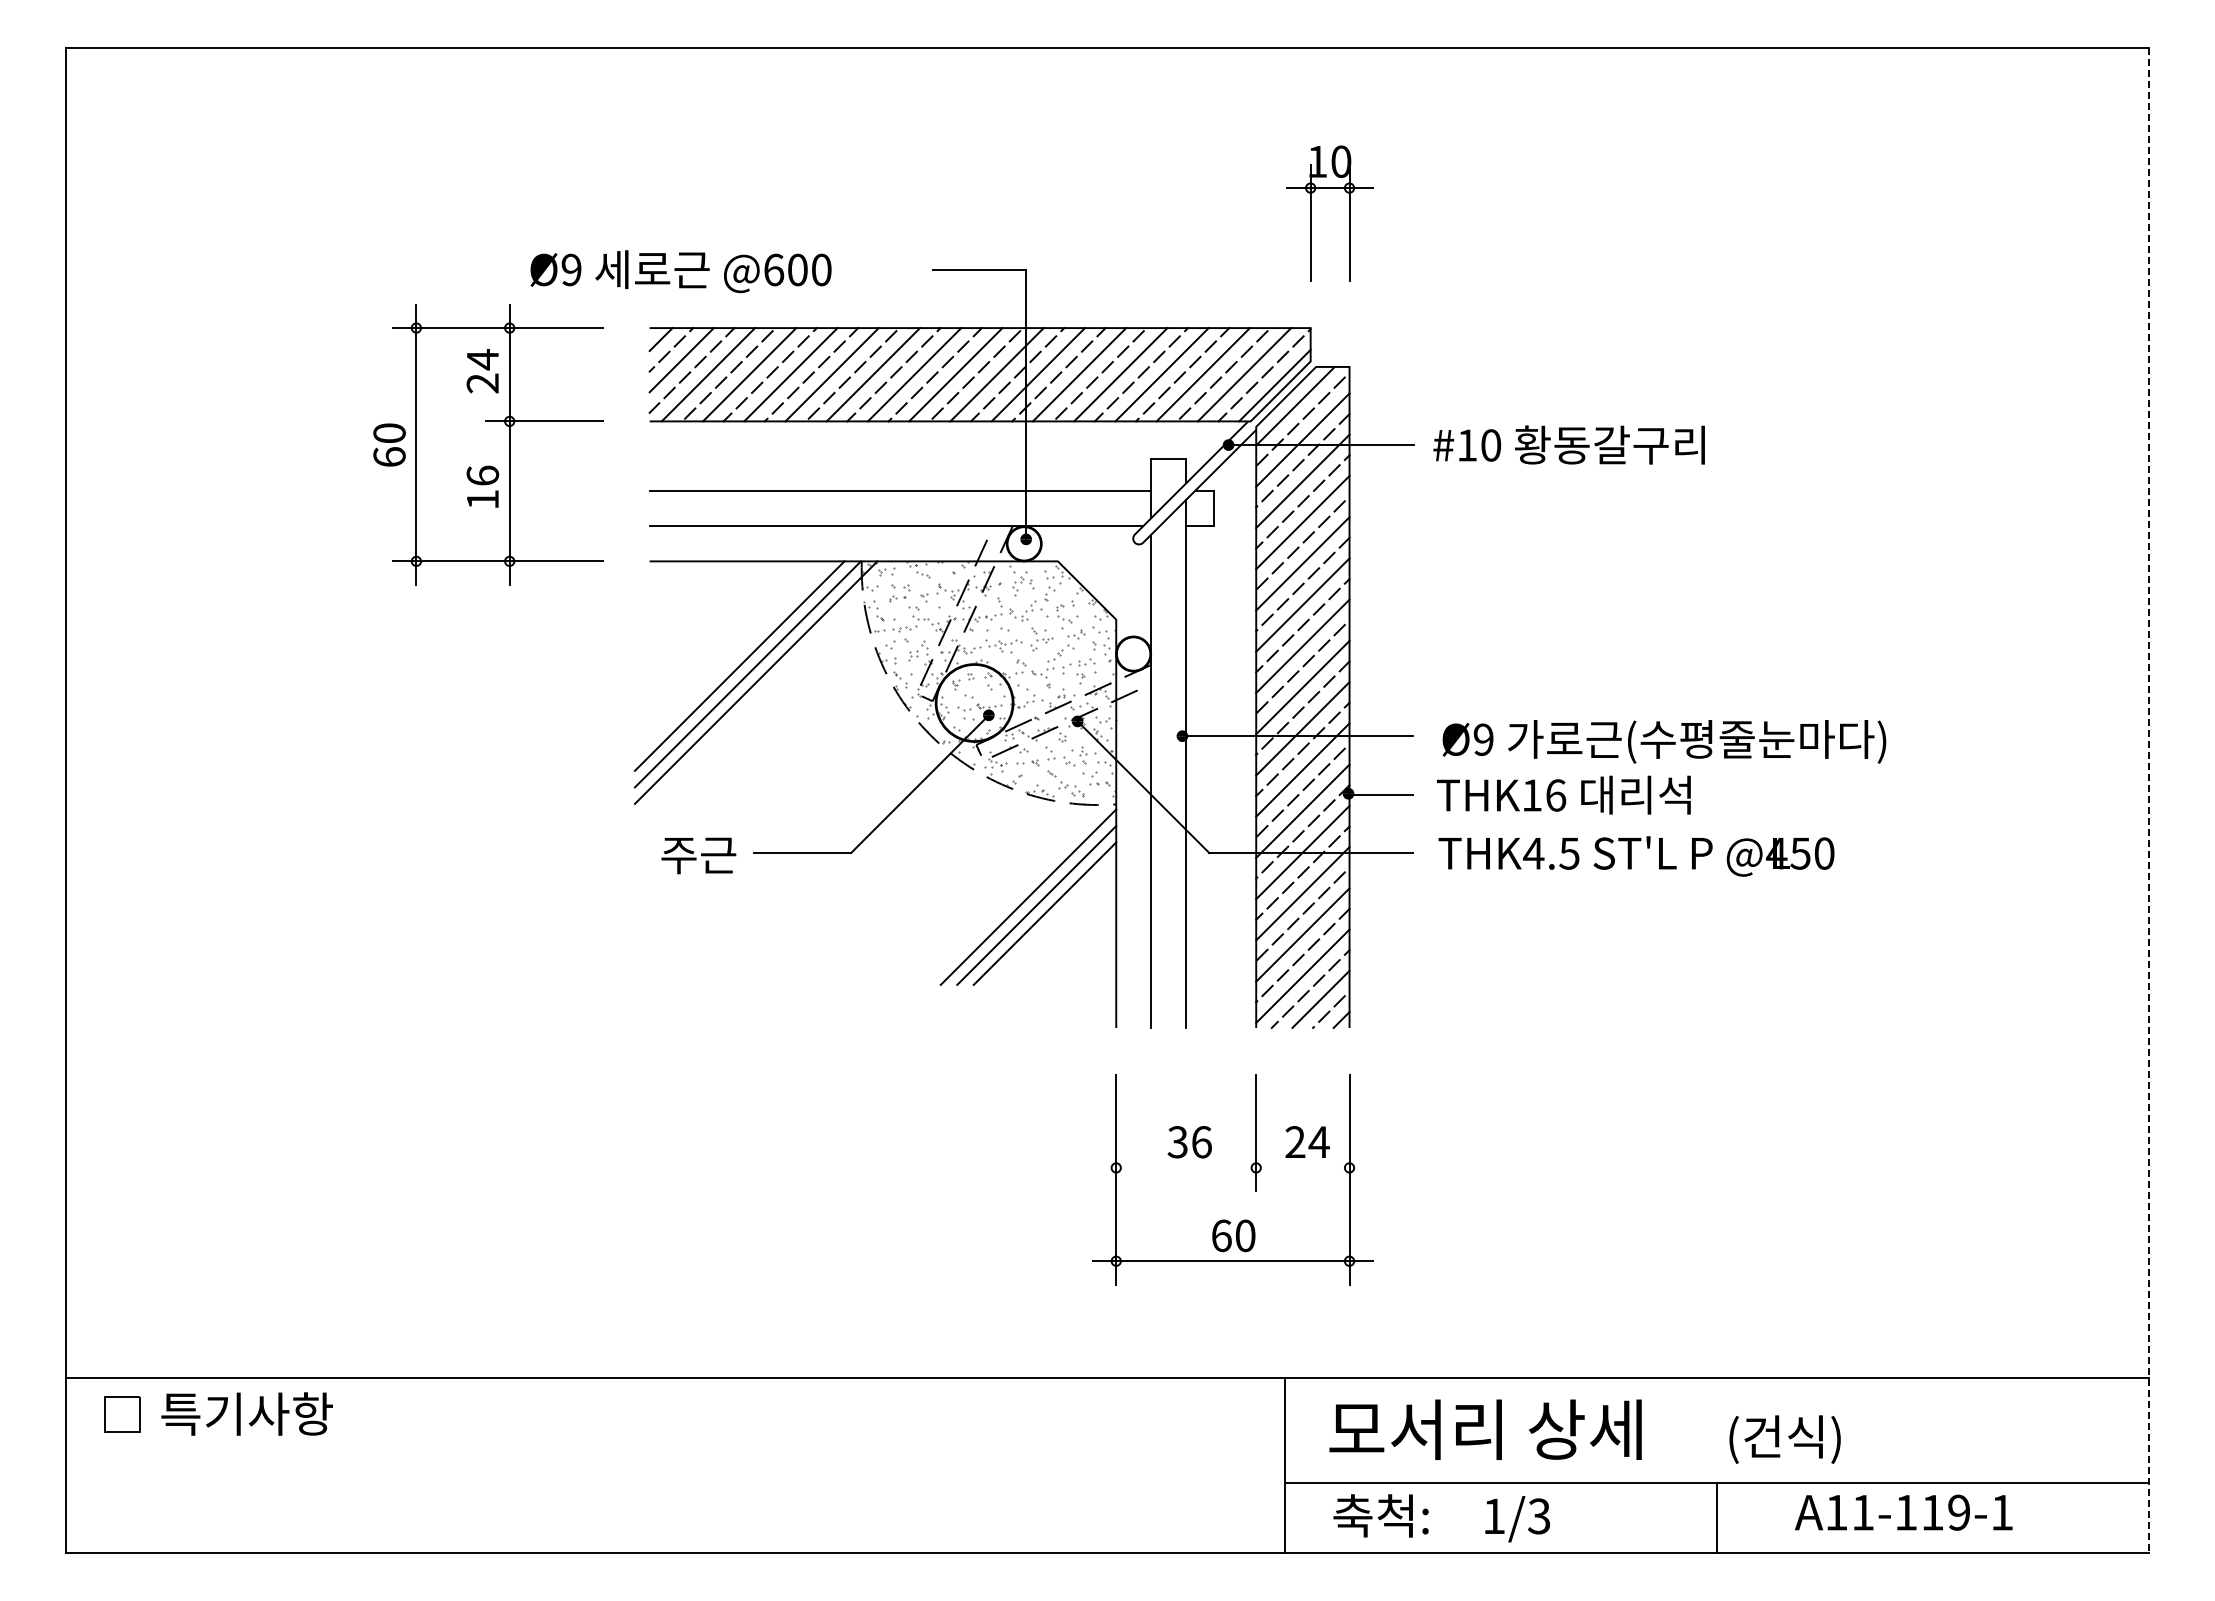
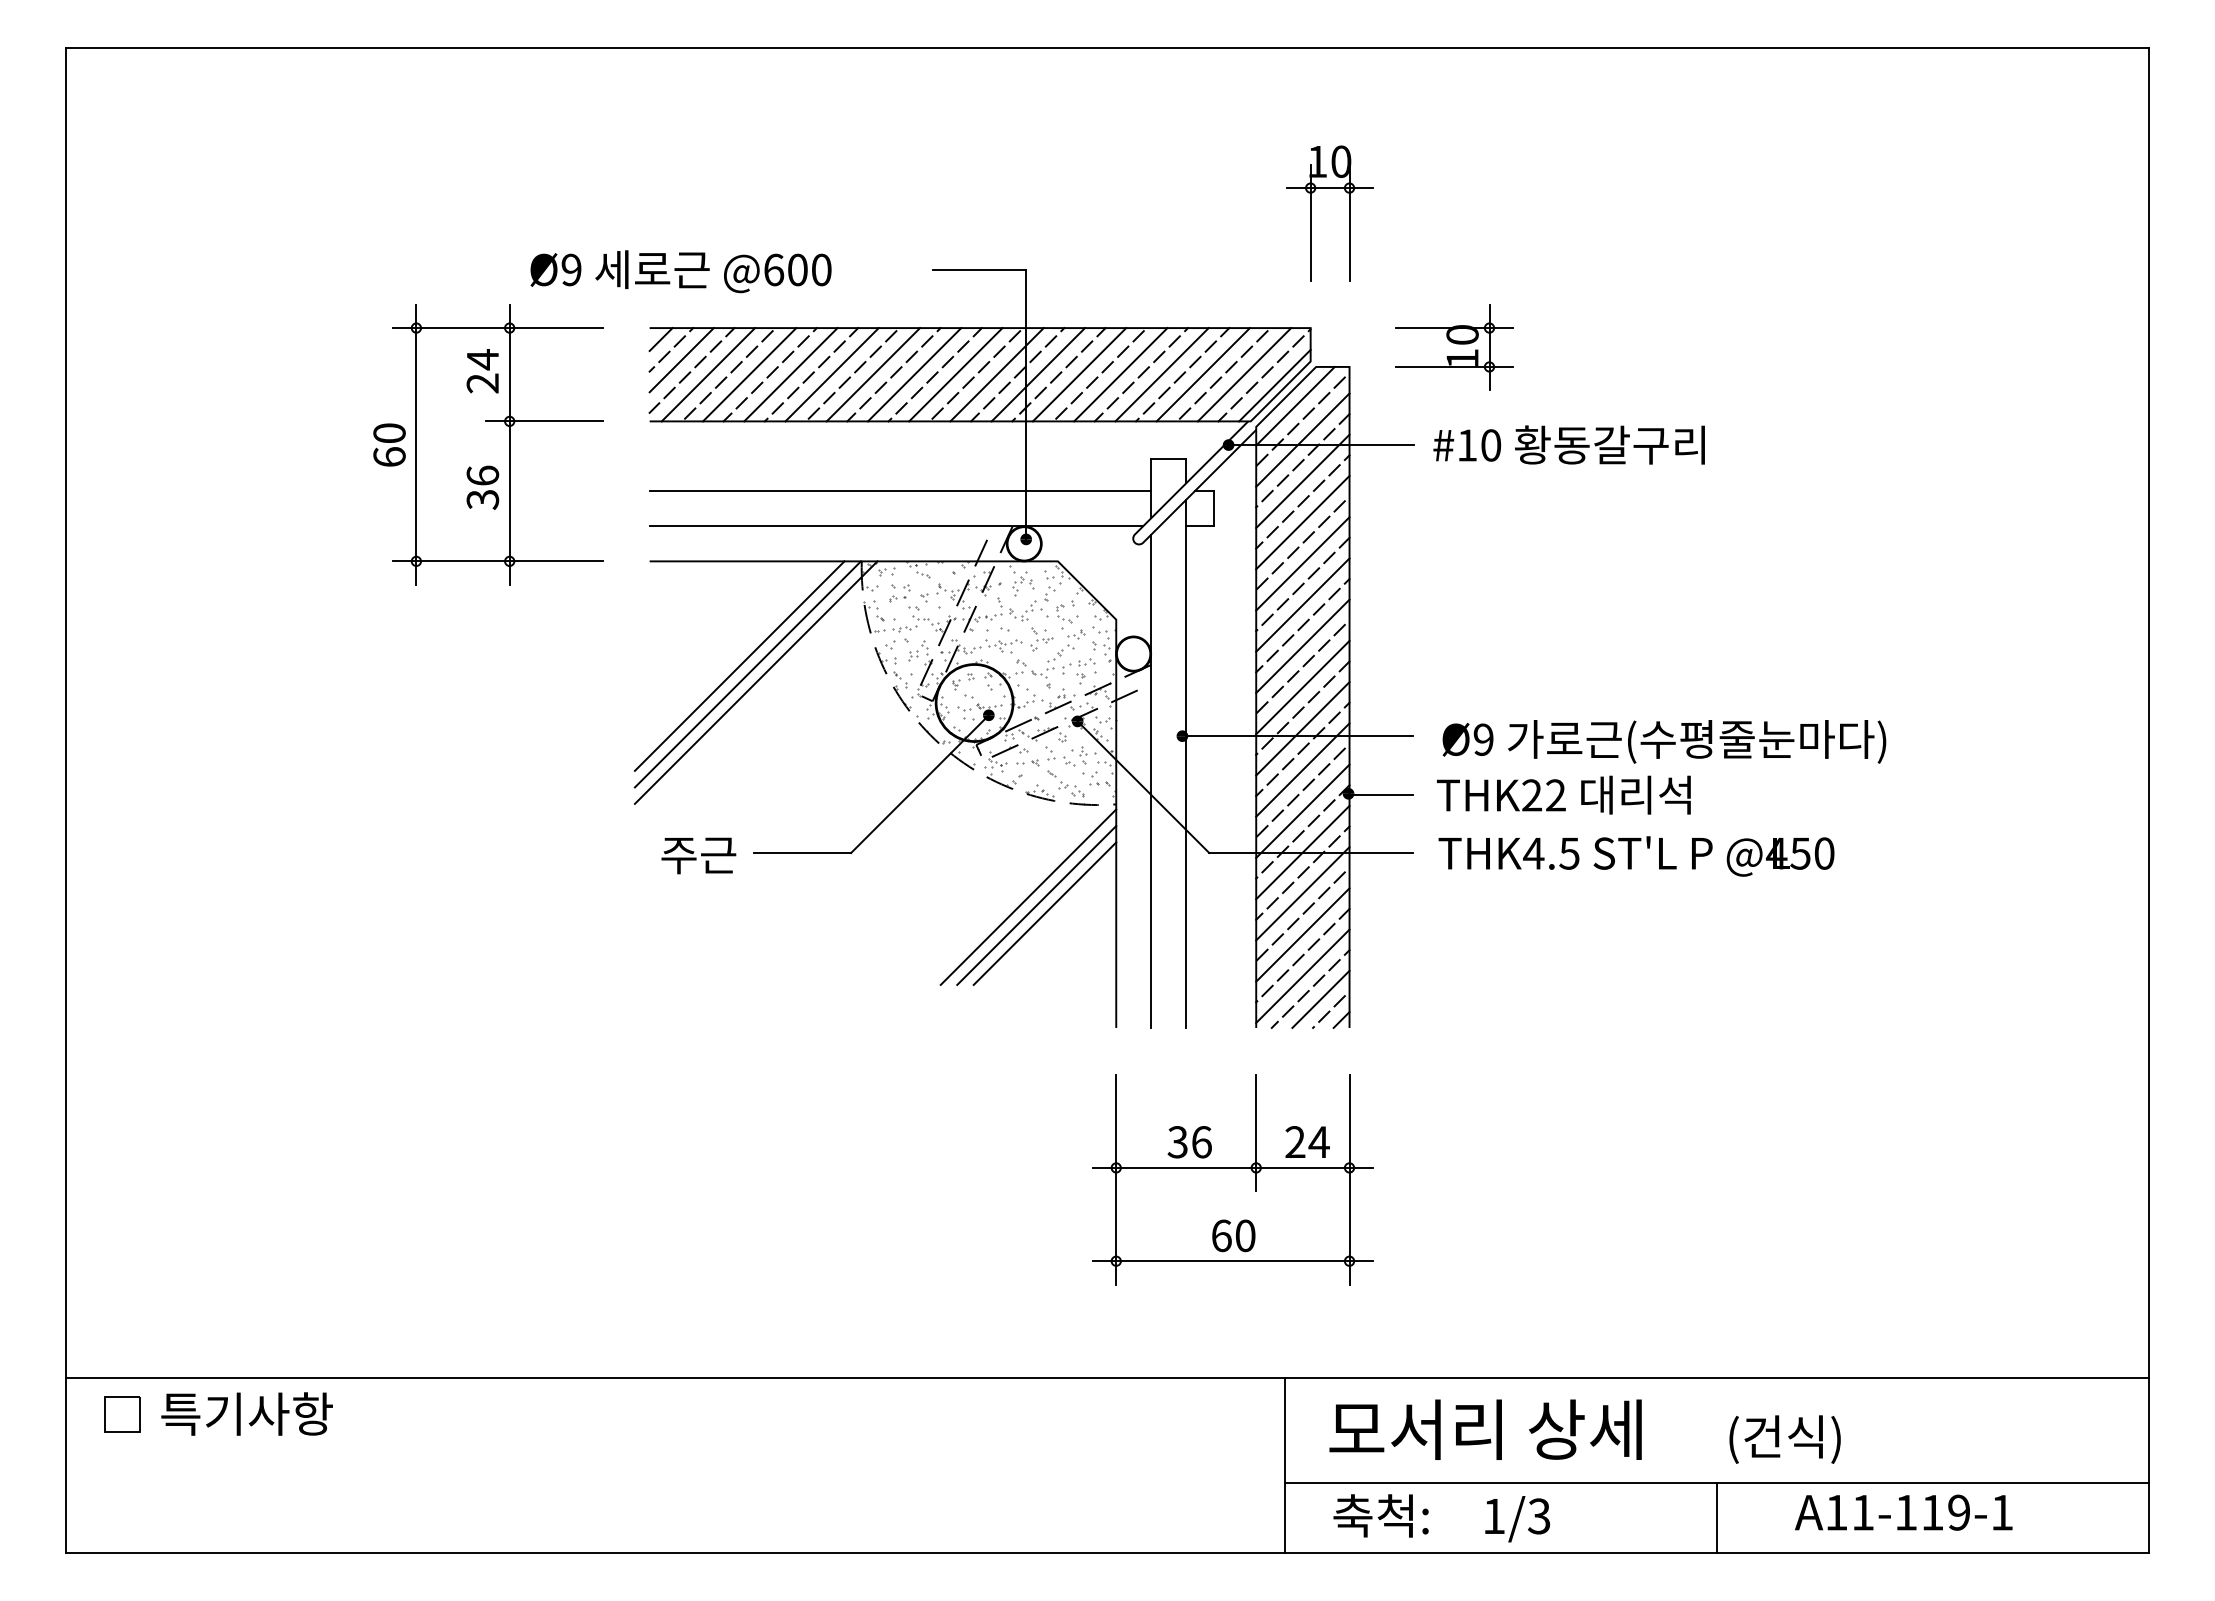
part: none -> present (1454, 347)
text: 16 -> 36 (482, 499)
text: THK16 -> THK22 (1544, 795)
line: dashed -> solid (2148, 800)
line: none -> present (1232, 1167)
